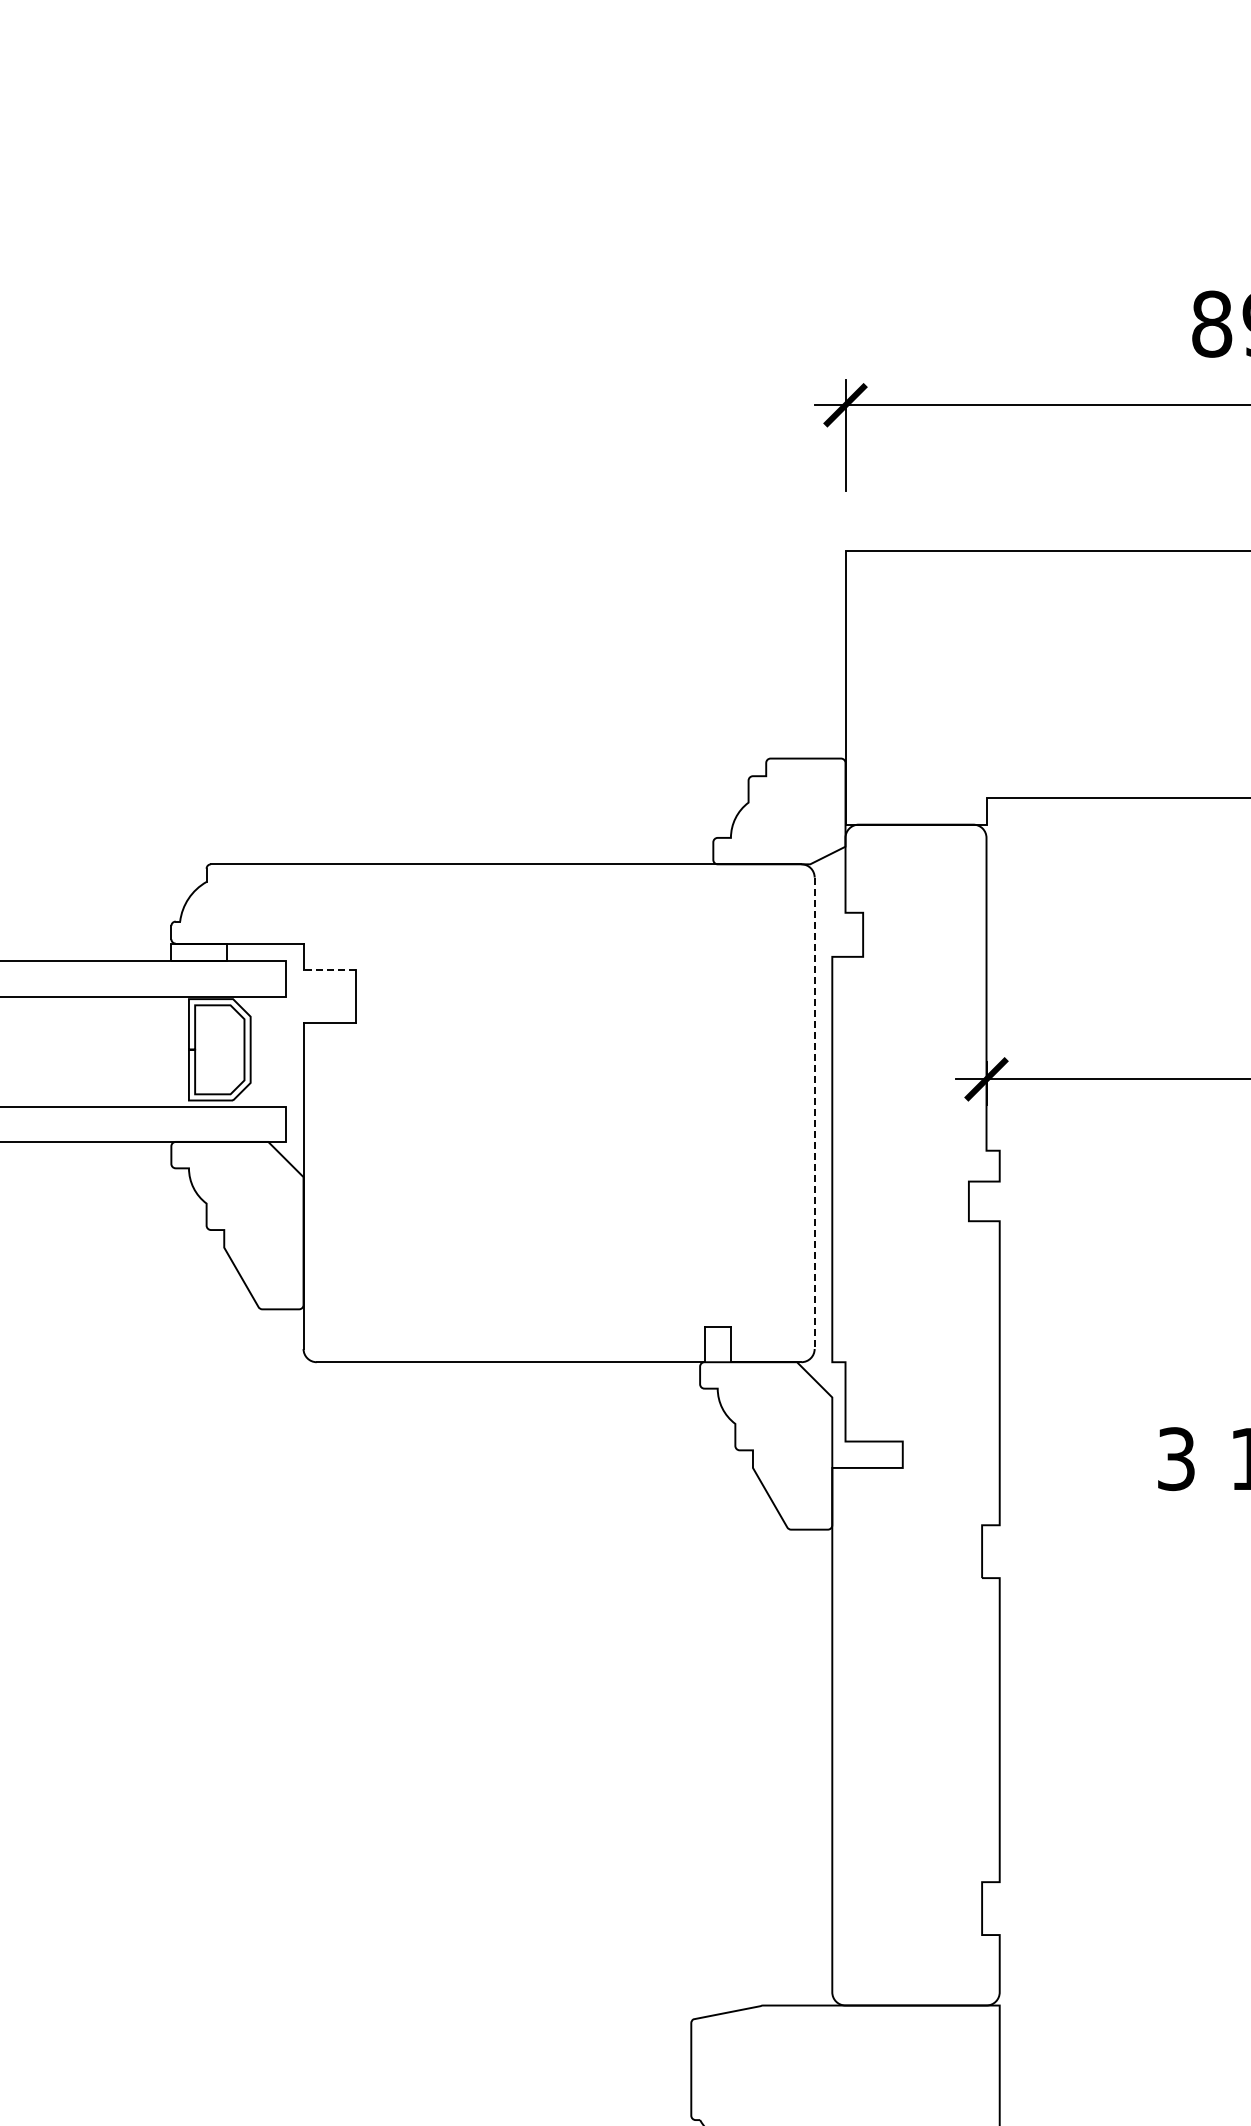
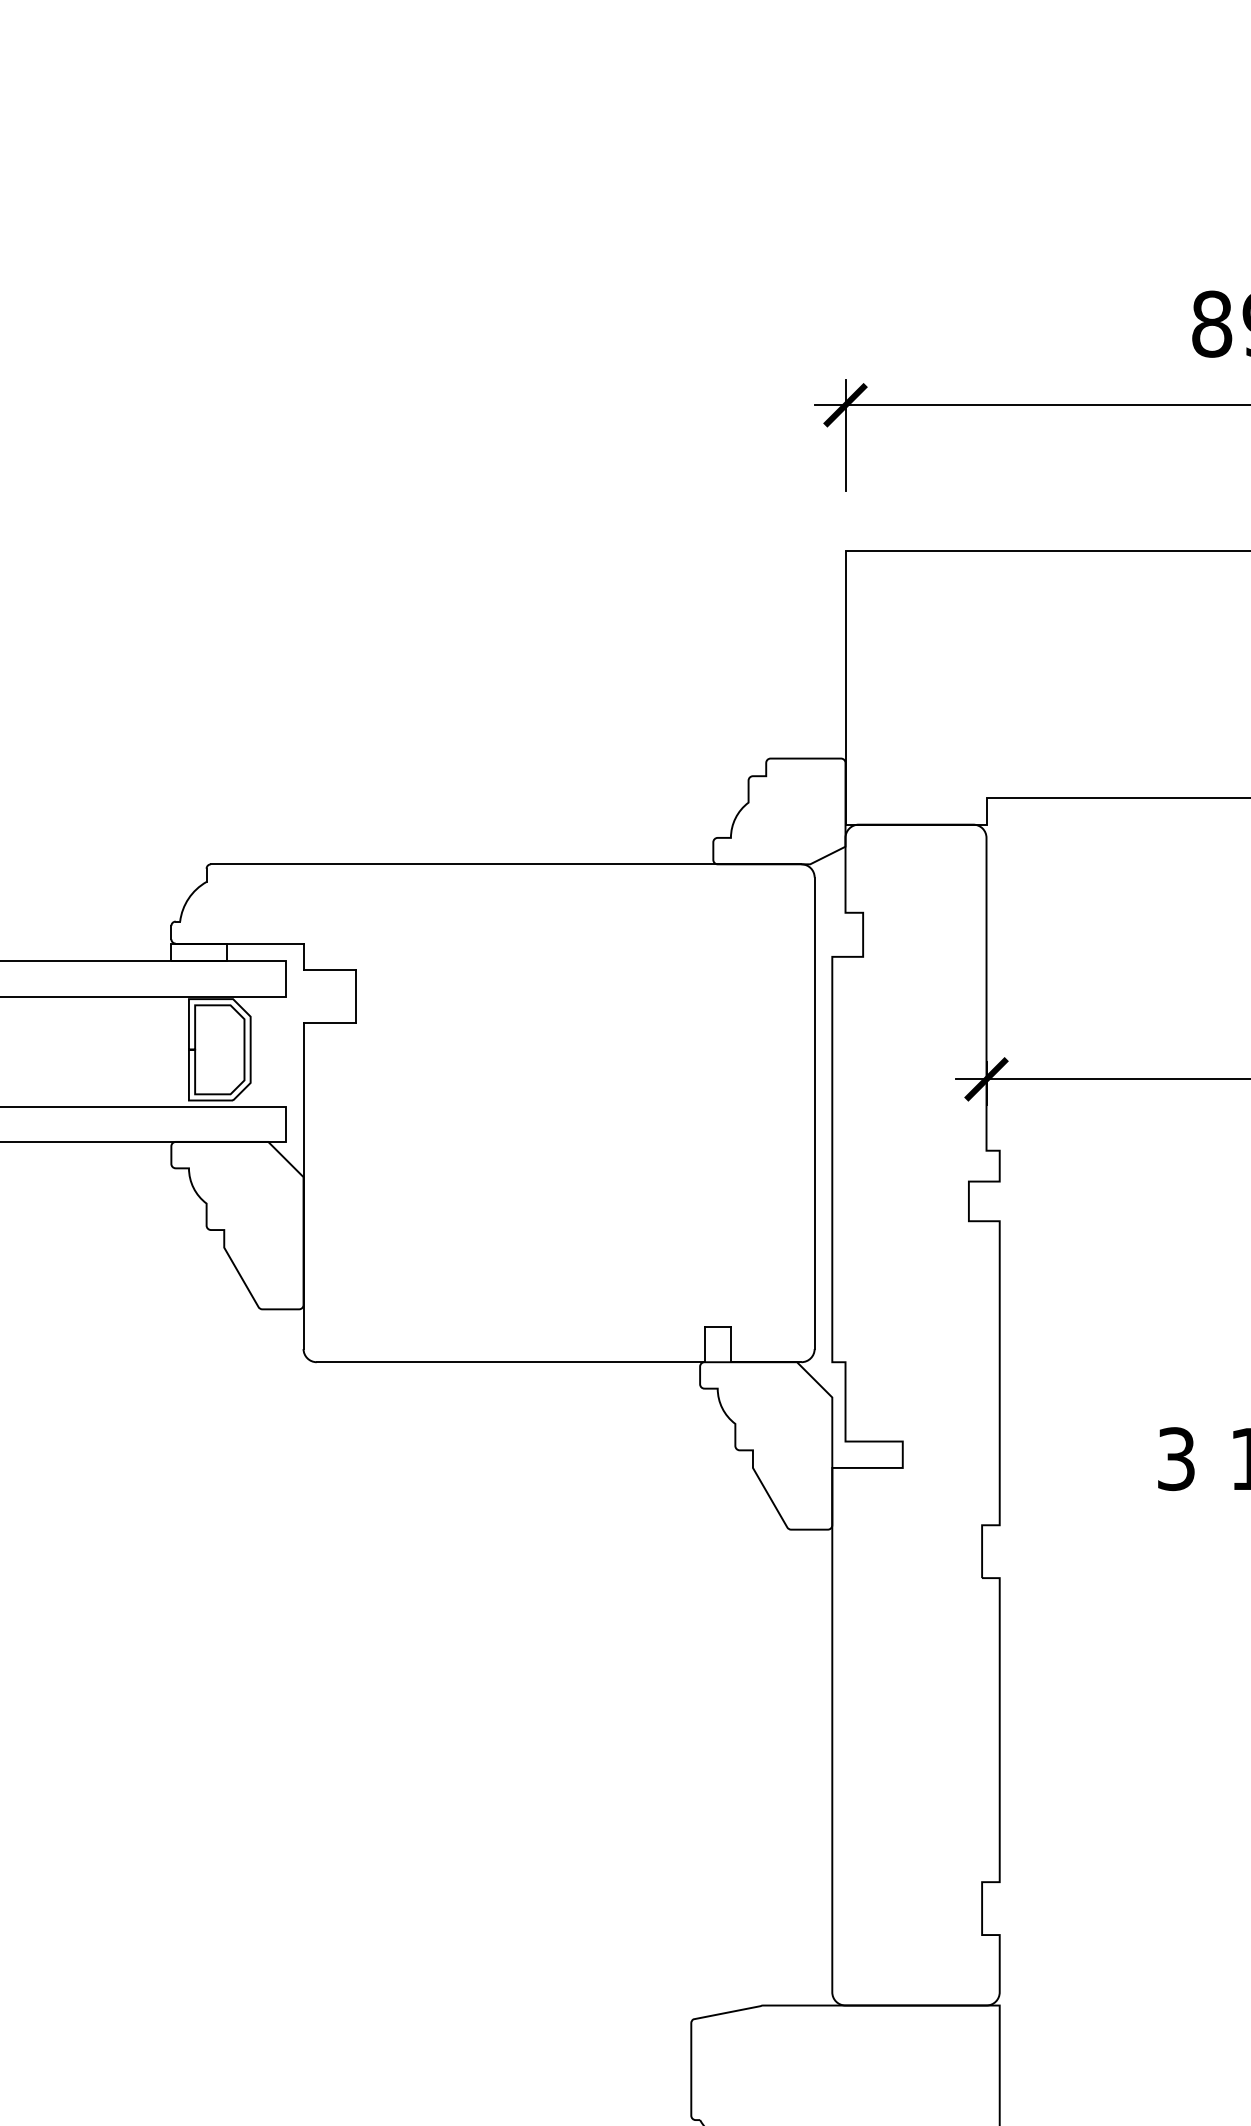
line: dashed -> solid (329, 970)
line: dashed -> solid (814, 1113)
